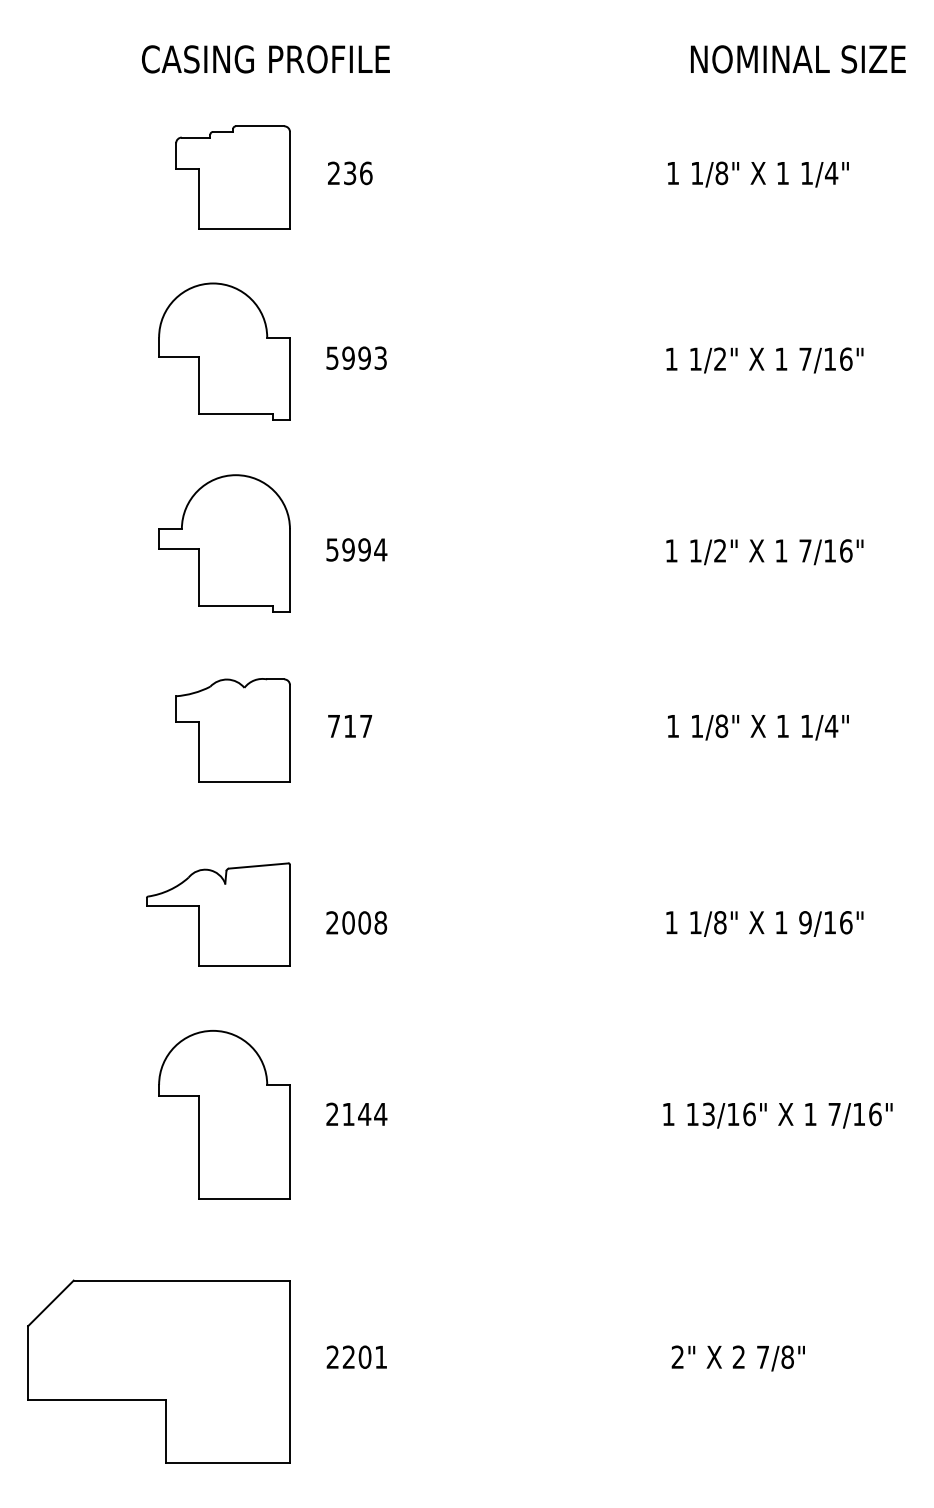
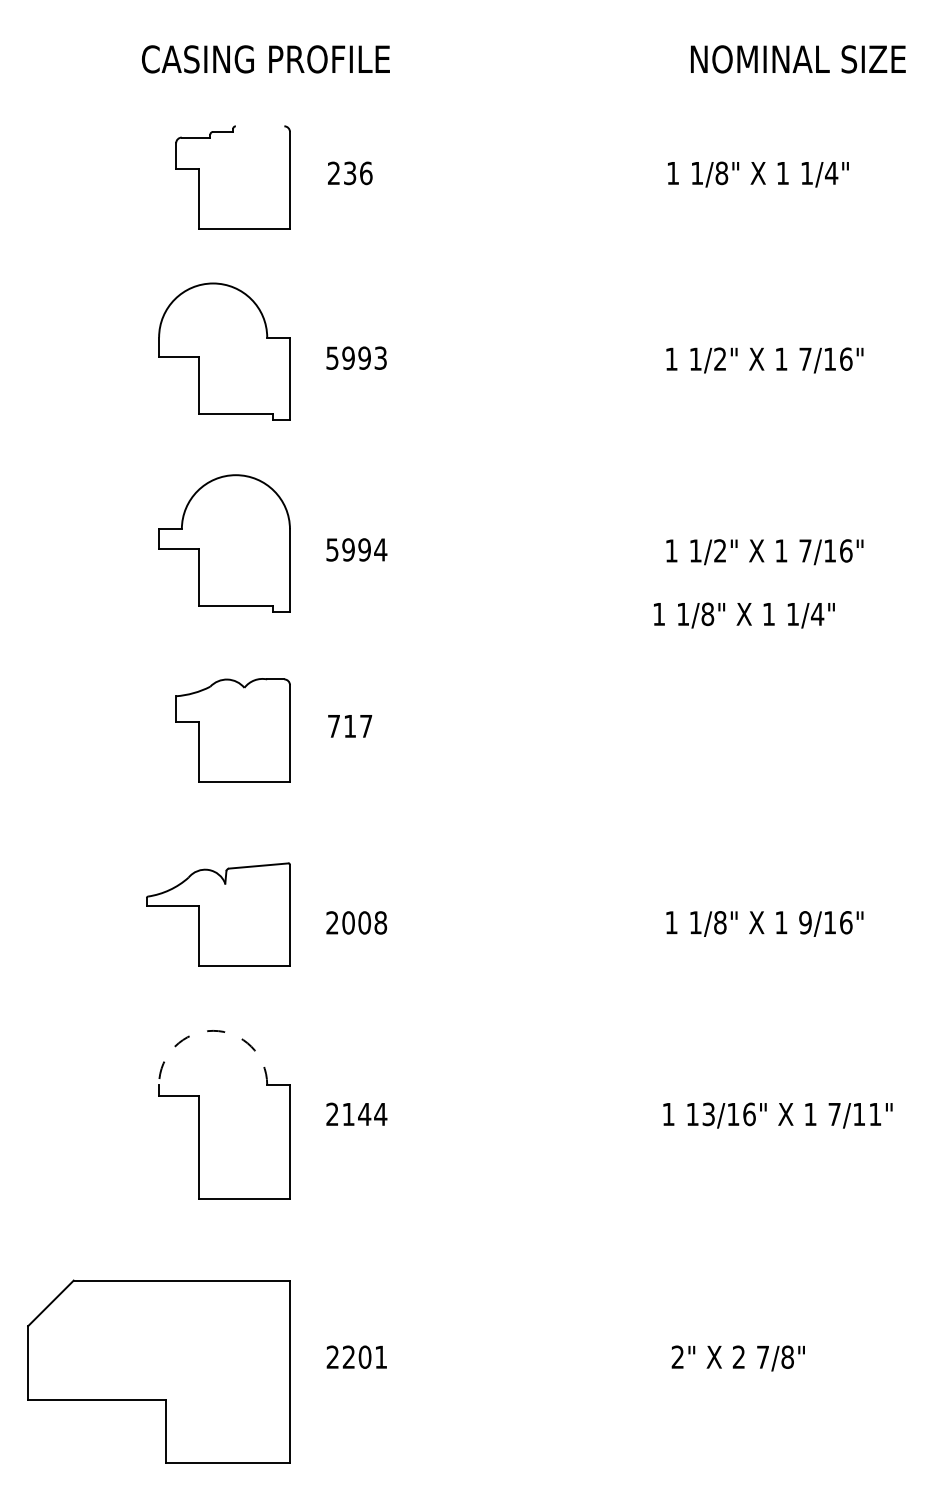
line: present -> none (259, 126)
text position: (758, 727) -> (744, 615) (744, 615)
arc: solid -> dashed (213, 1030)
text: 7/16" -> 7/11" (875, 1114)
